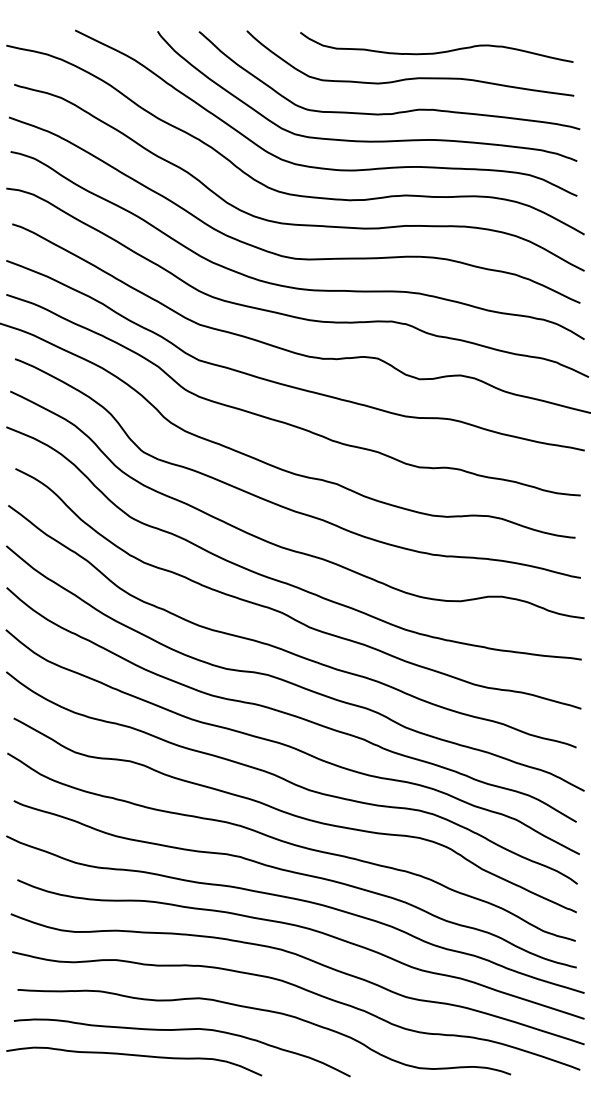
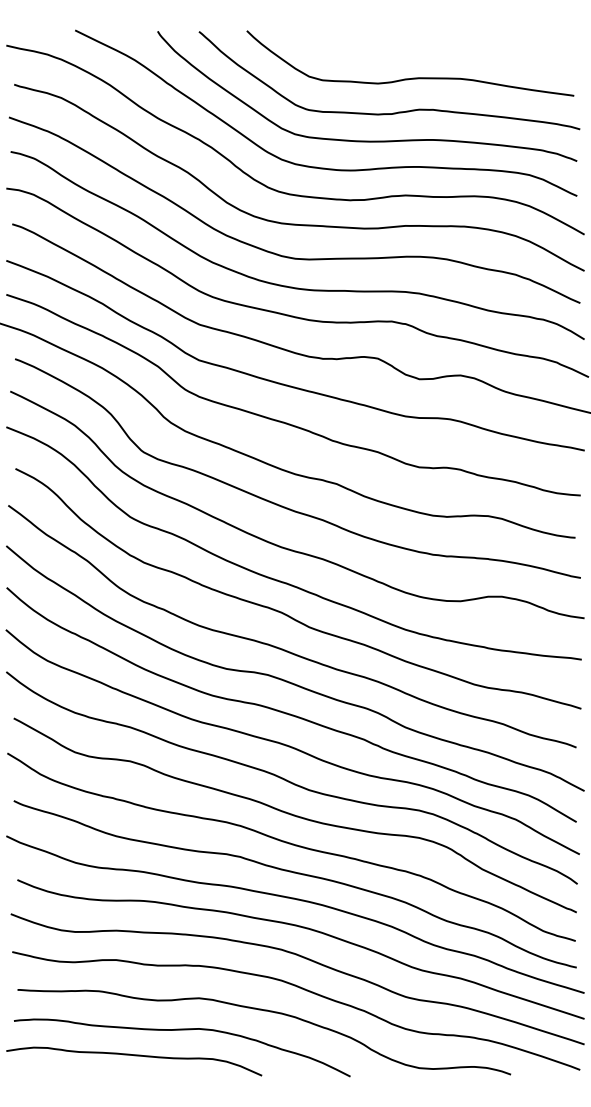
curve: present -> none (439, 51)
